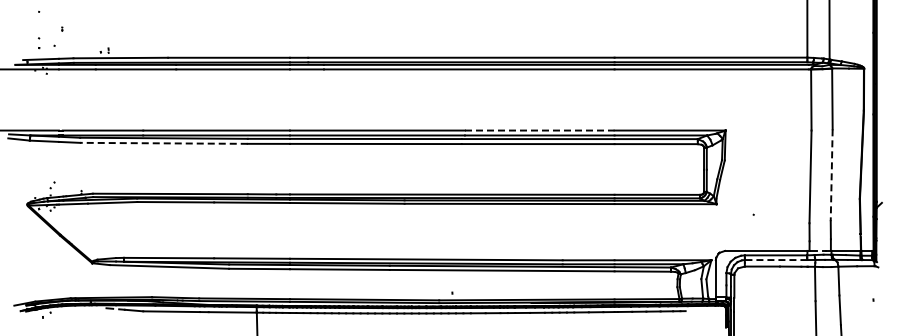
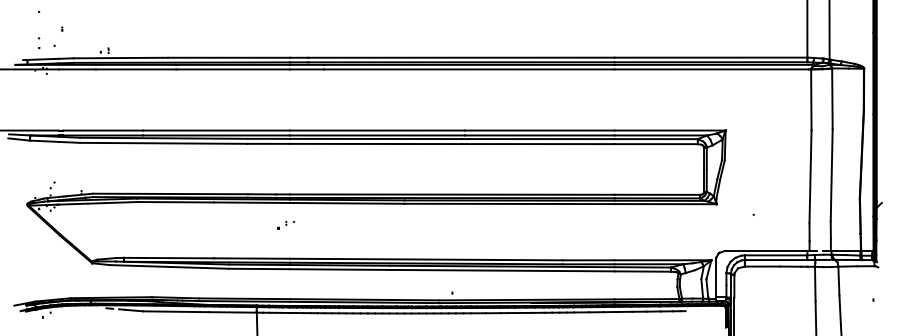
line: dashed -> solid (539, 130)
line: dashed -> solid (163, 143)
line: dashed -> solid (831, 175)
part: none -> present (286, 224)
line: dashed -> solid (775, 260)
